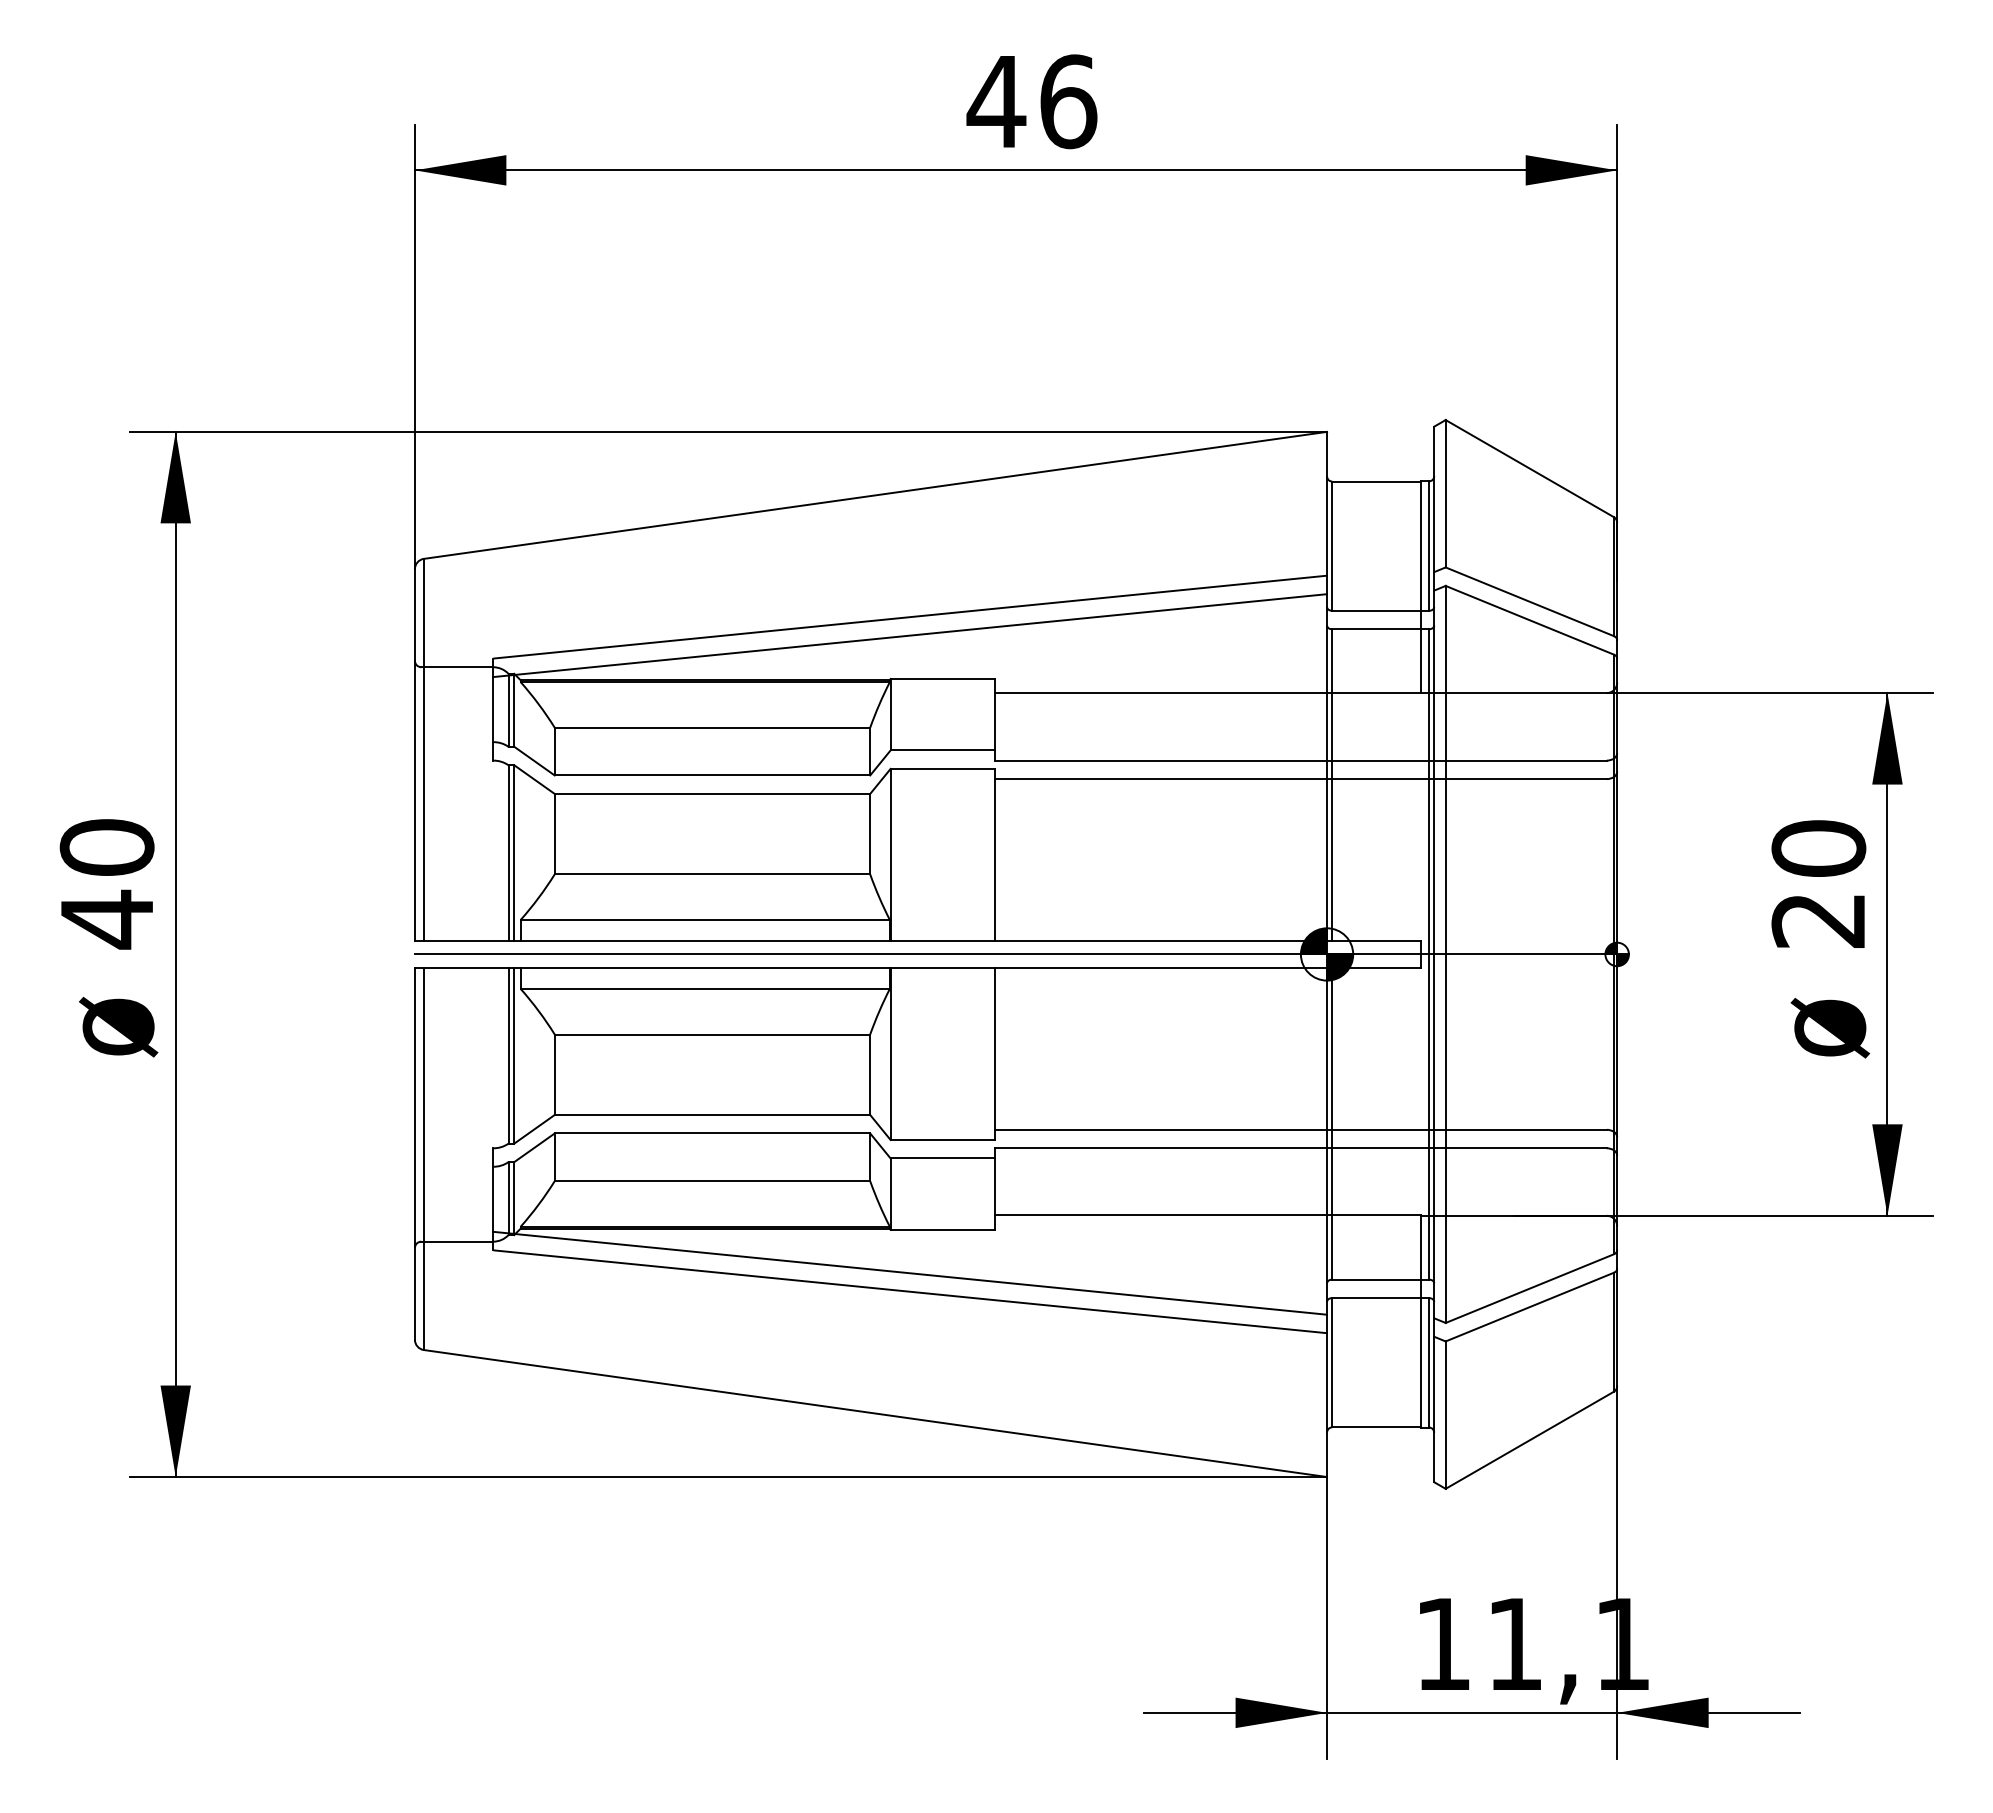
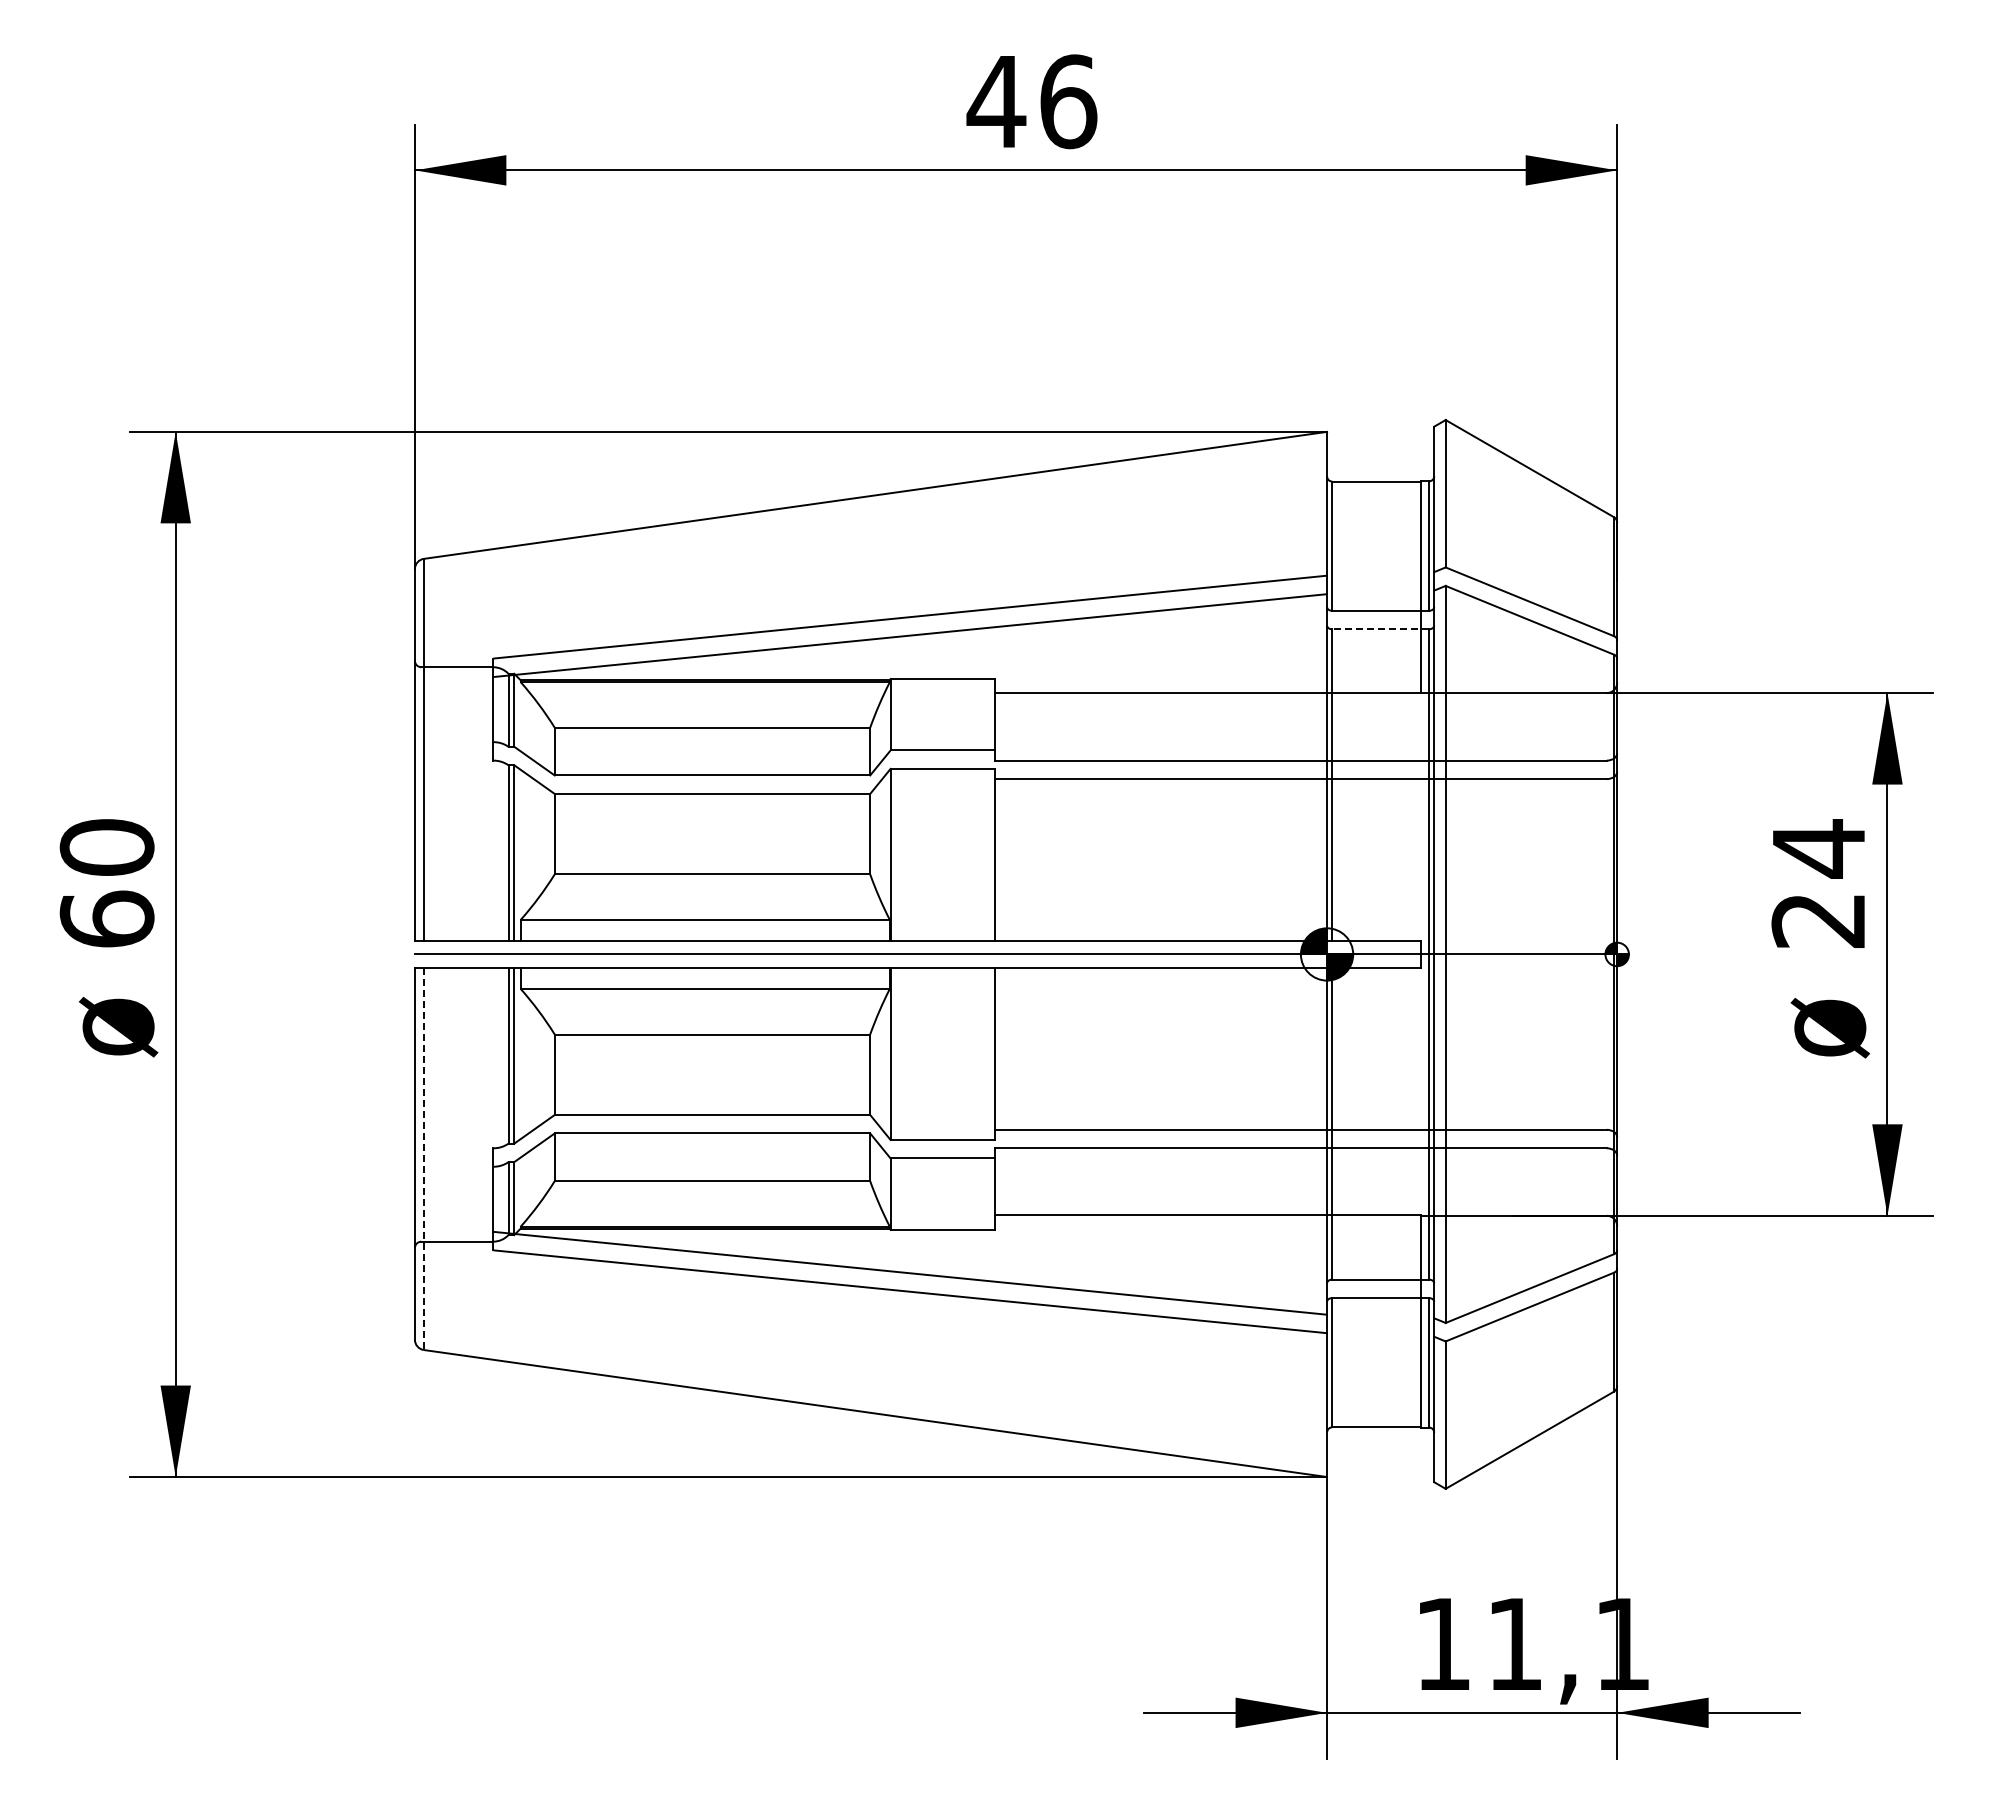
line: solid -> dashed (1380, 629)
text: 20 -> 24 (1818, 848)
text: 40 -> 60 (106, 919)
line: solid -> dashed (423, 1159)
